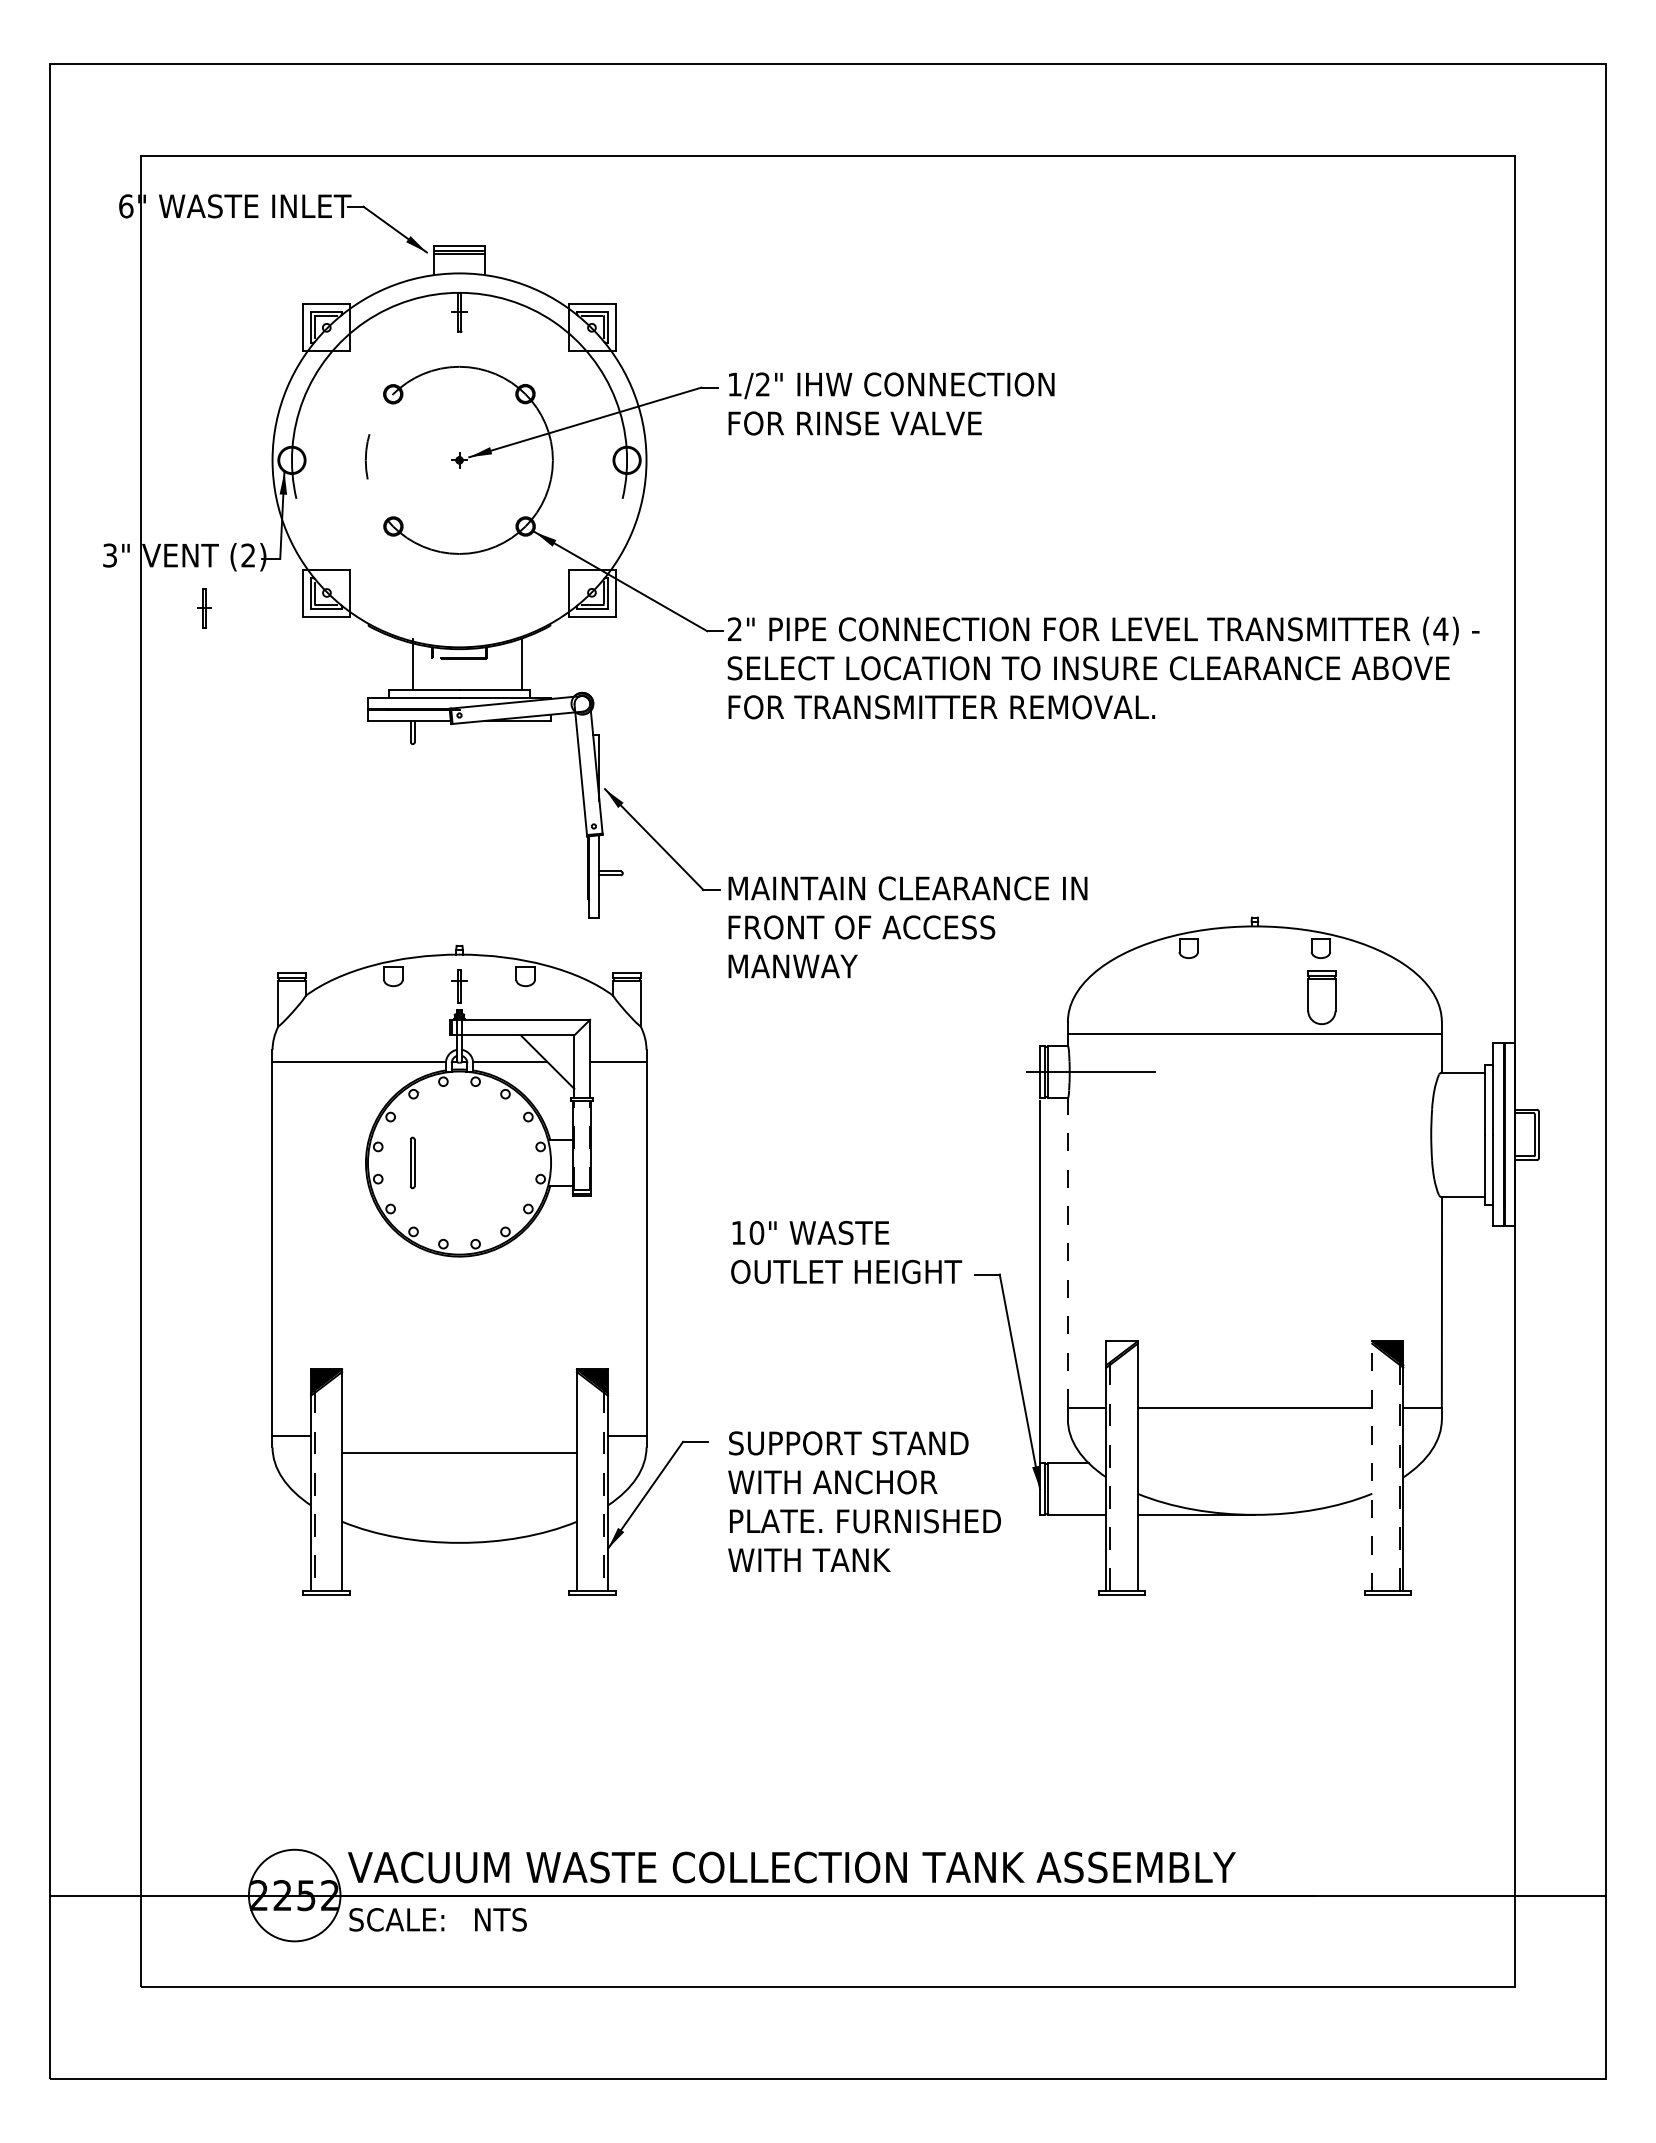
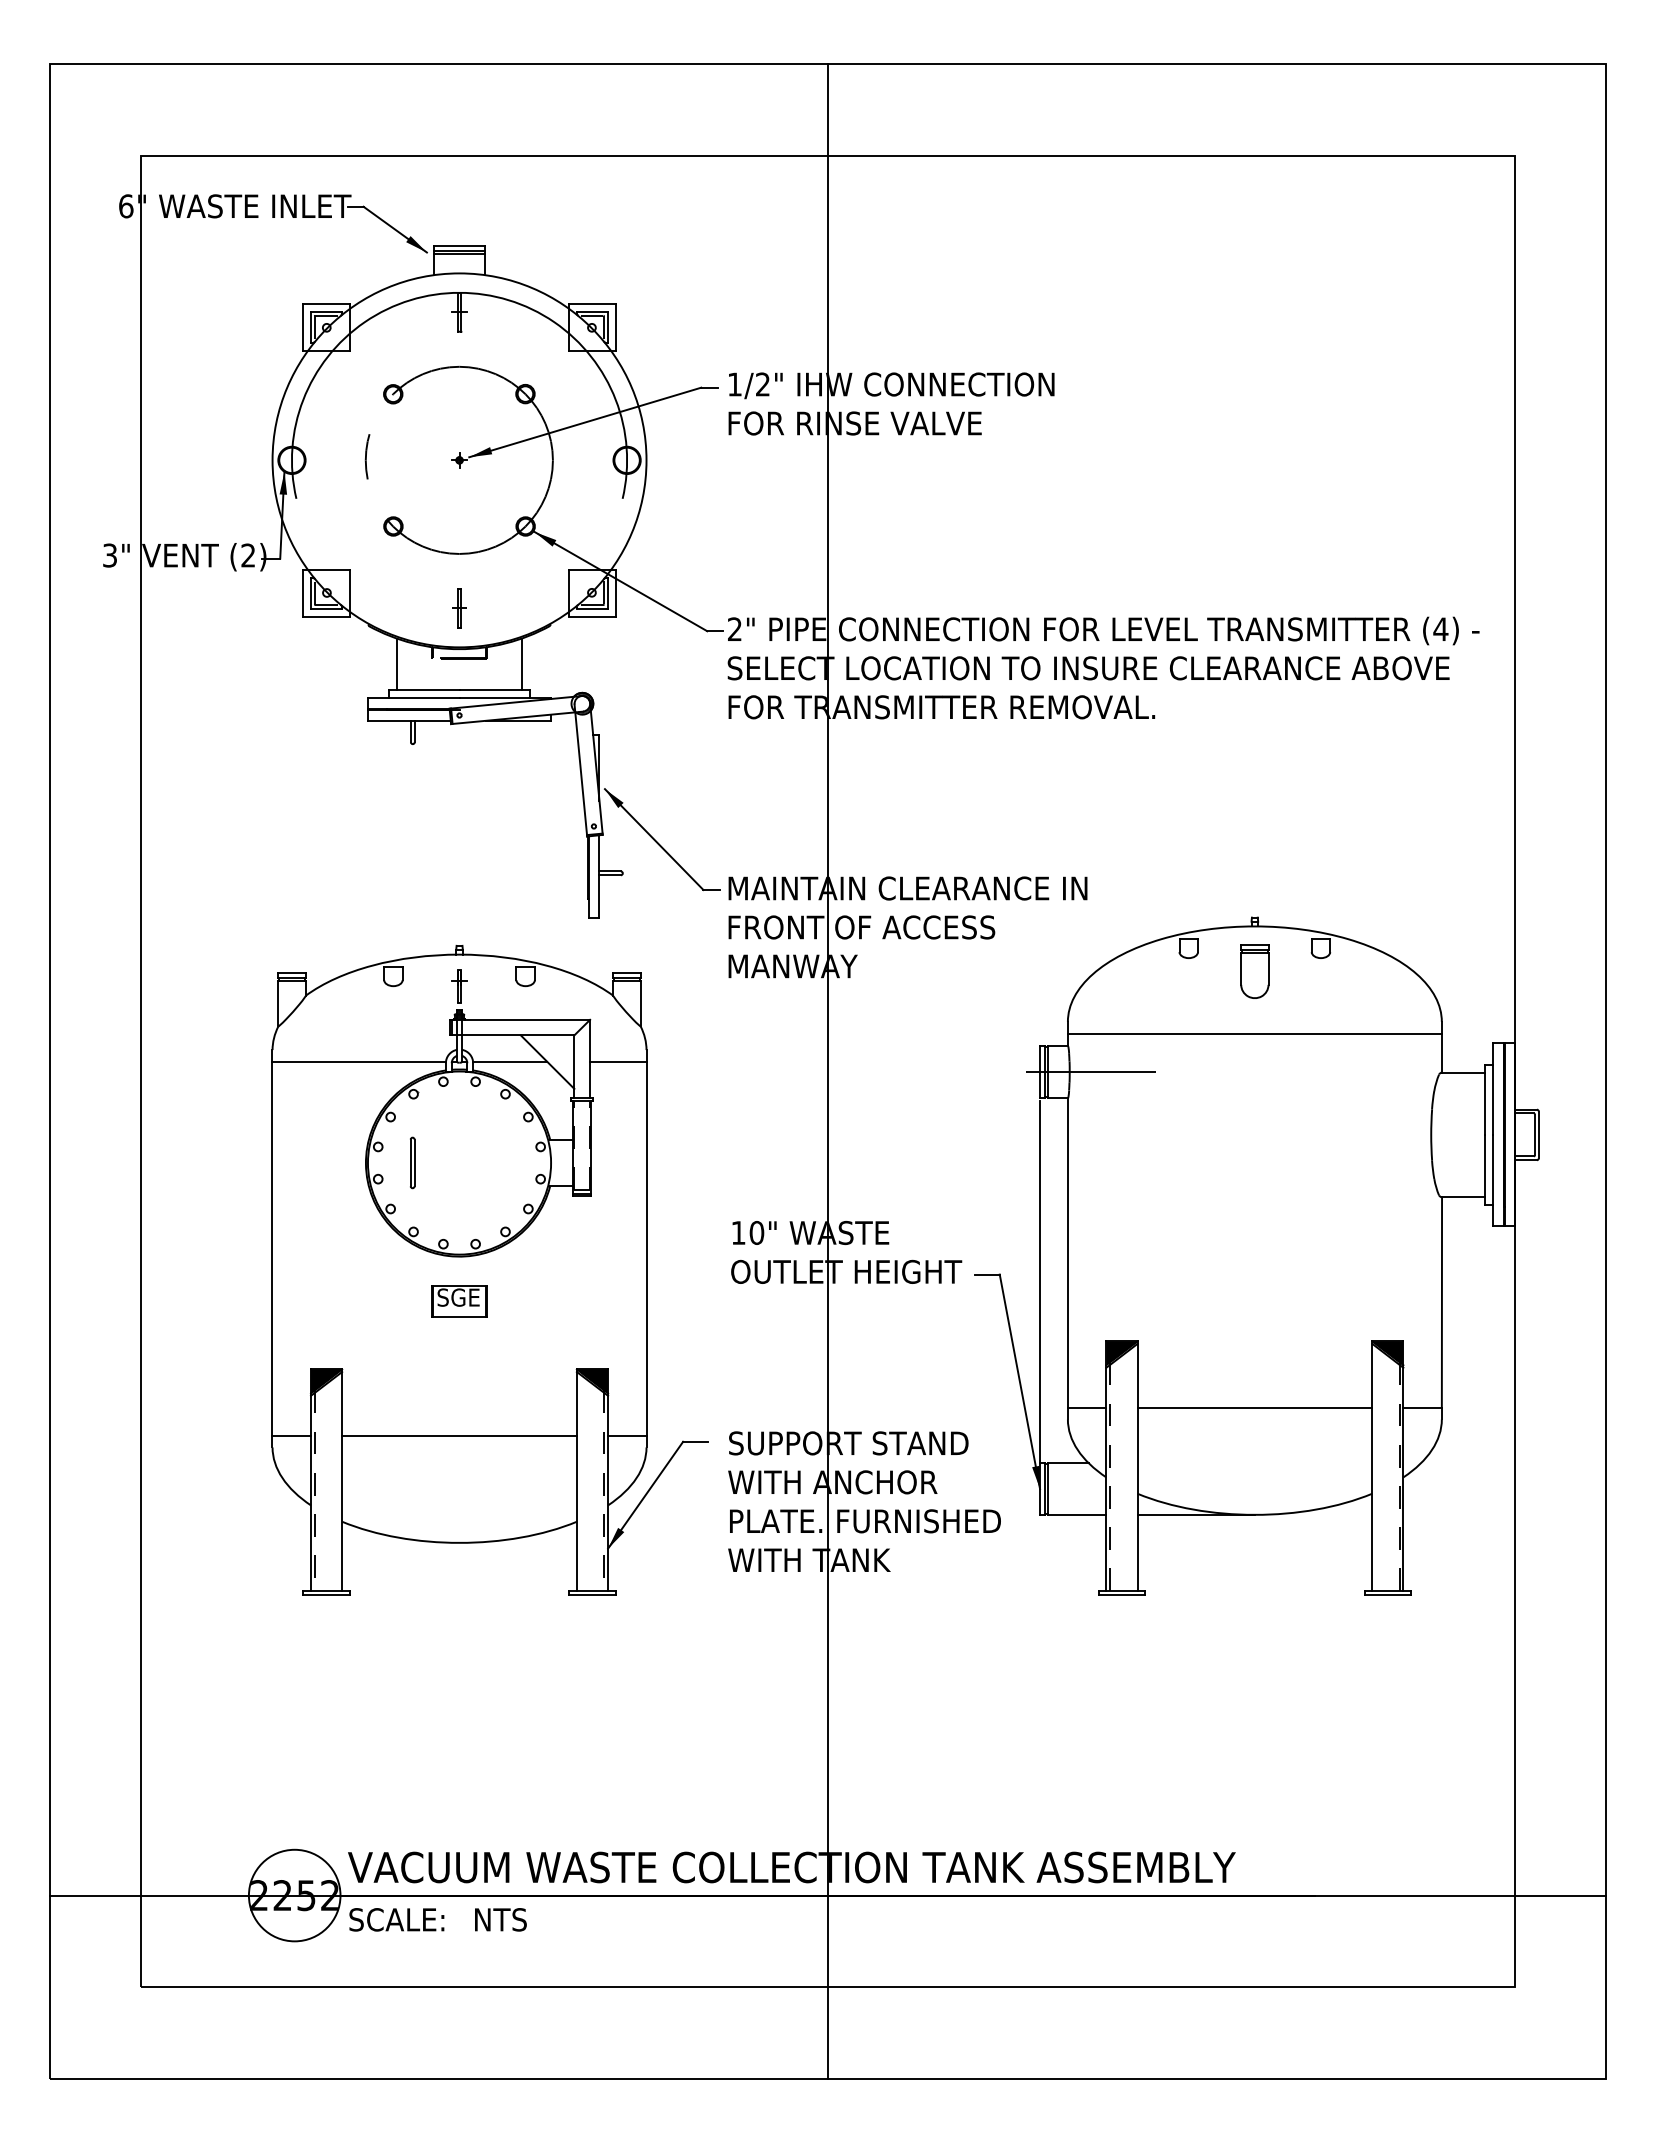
part position: (204, 608) -> (459, 608) (459, 608)
line position: (413, 664) -> (397, 664) (397, 664)
part position: (1321, 997) -> (1254, 971) (1254, 971)
line: none -> present (828, 1071)
line: dashed -> solid (1067, 1252)
part: none -> present (459, 1301)
fill: none -> present (1121, 1353)
line position: (459, 1452) -> (459, 1435) (459, 1435)
line: dashed -> solid (1372, 1466)
